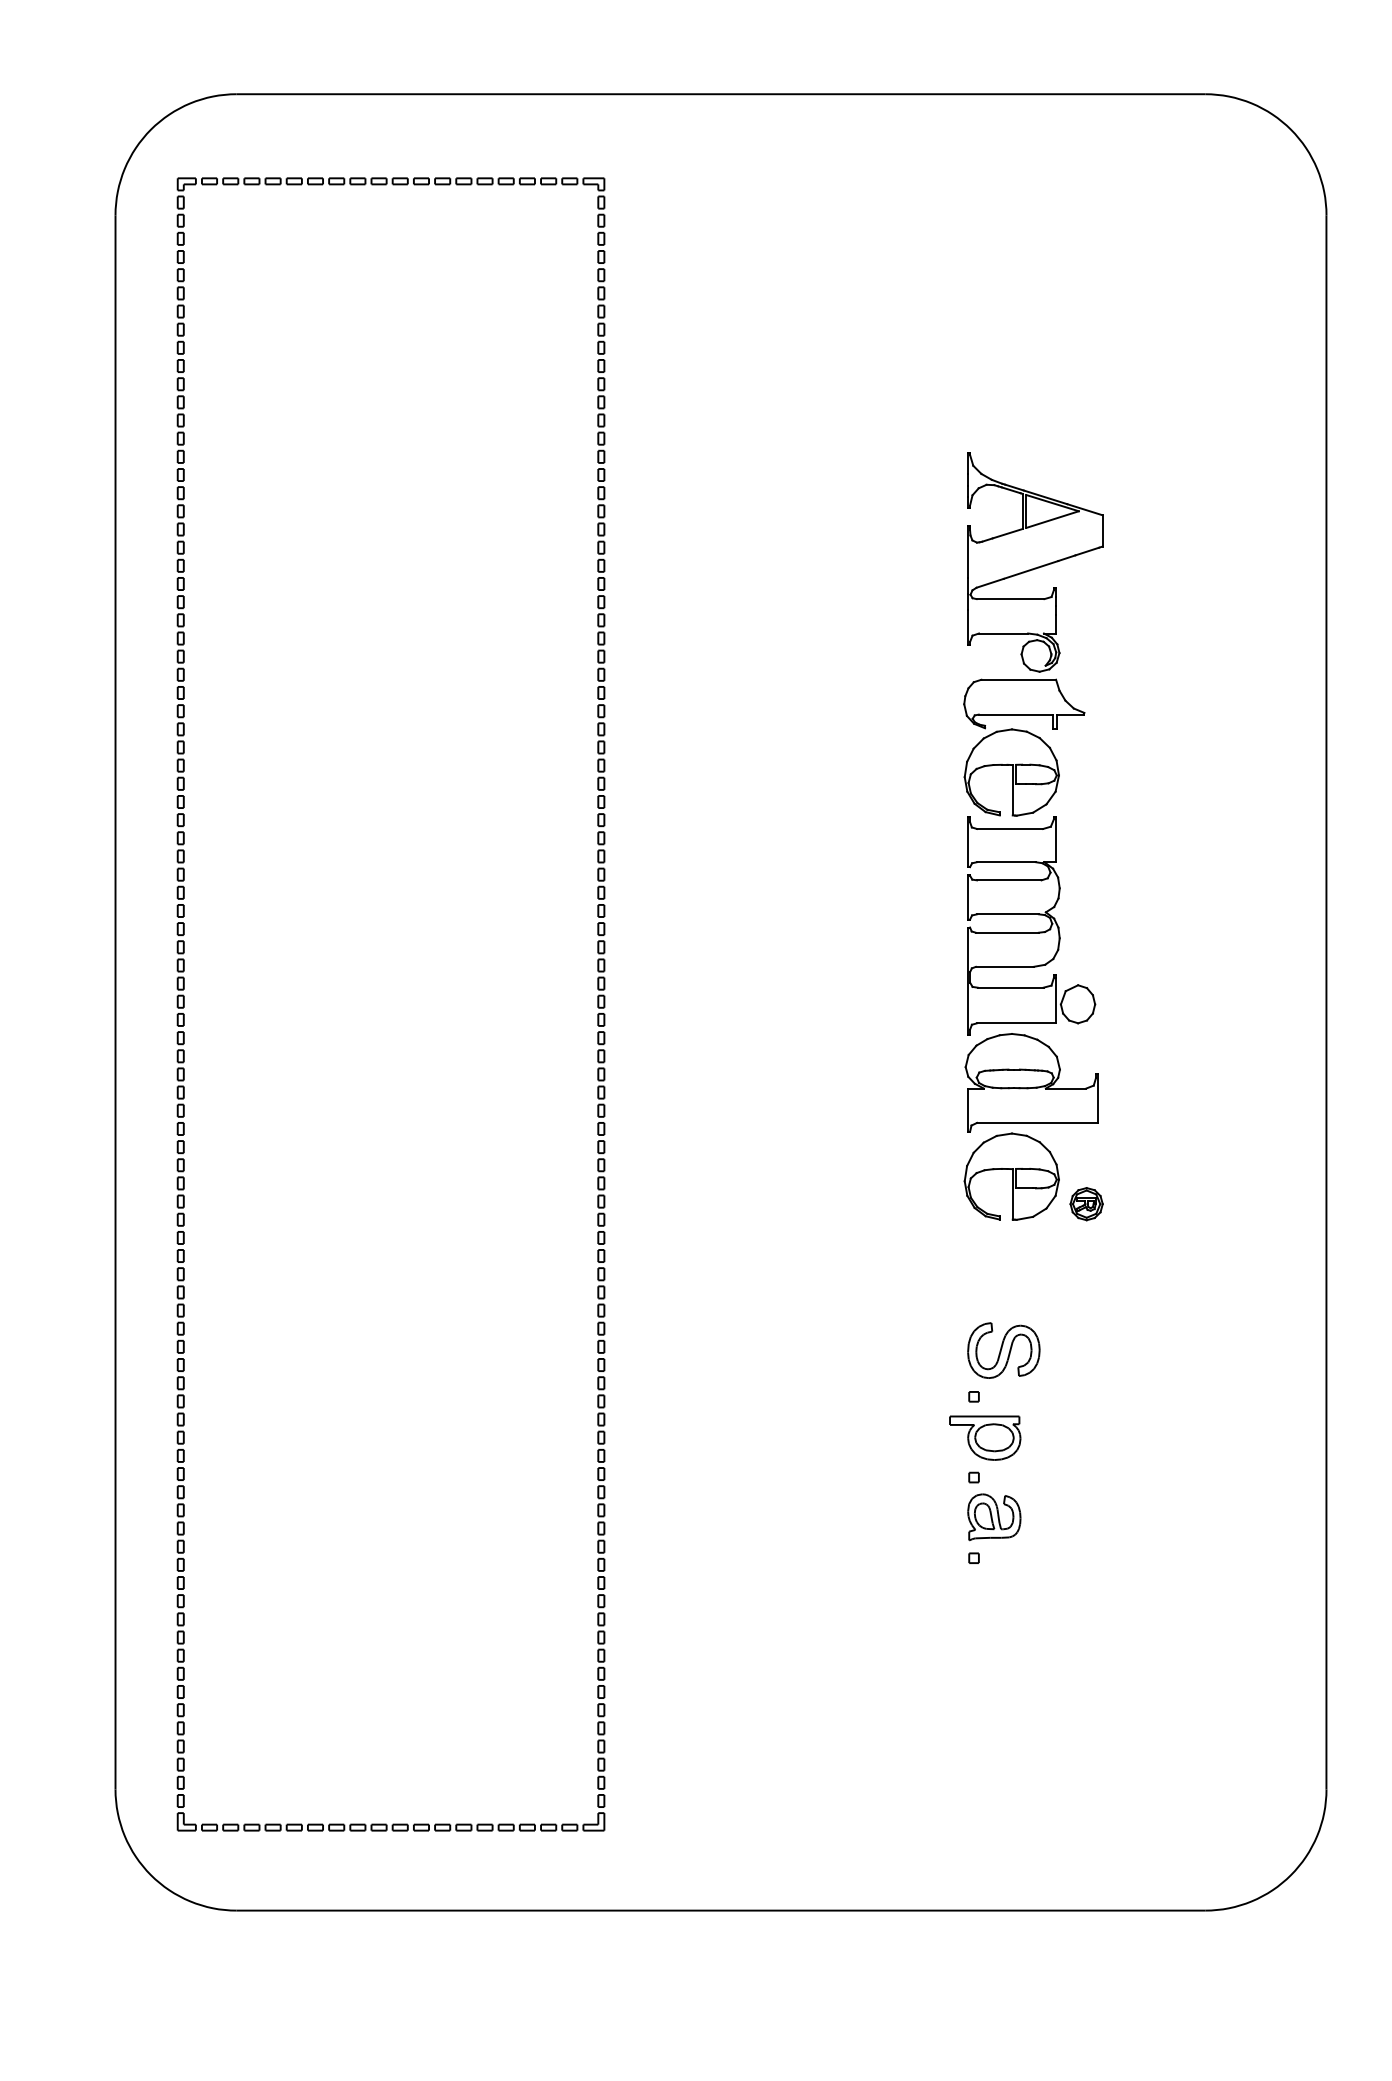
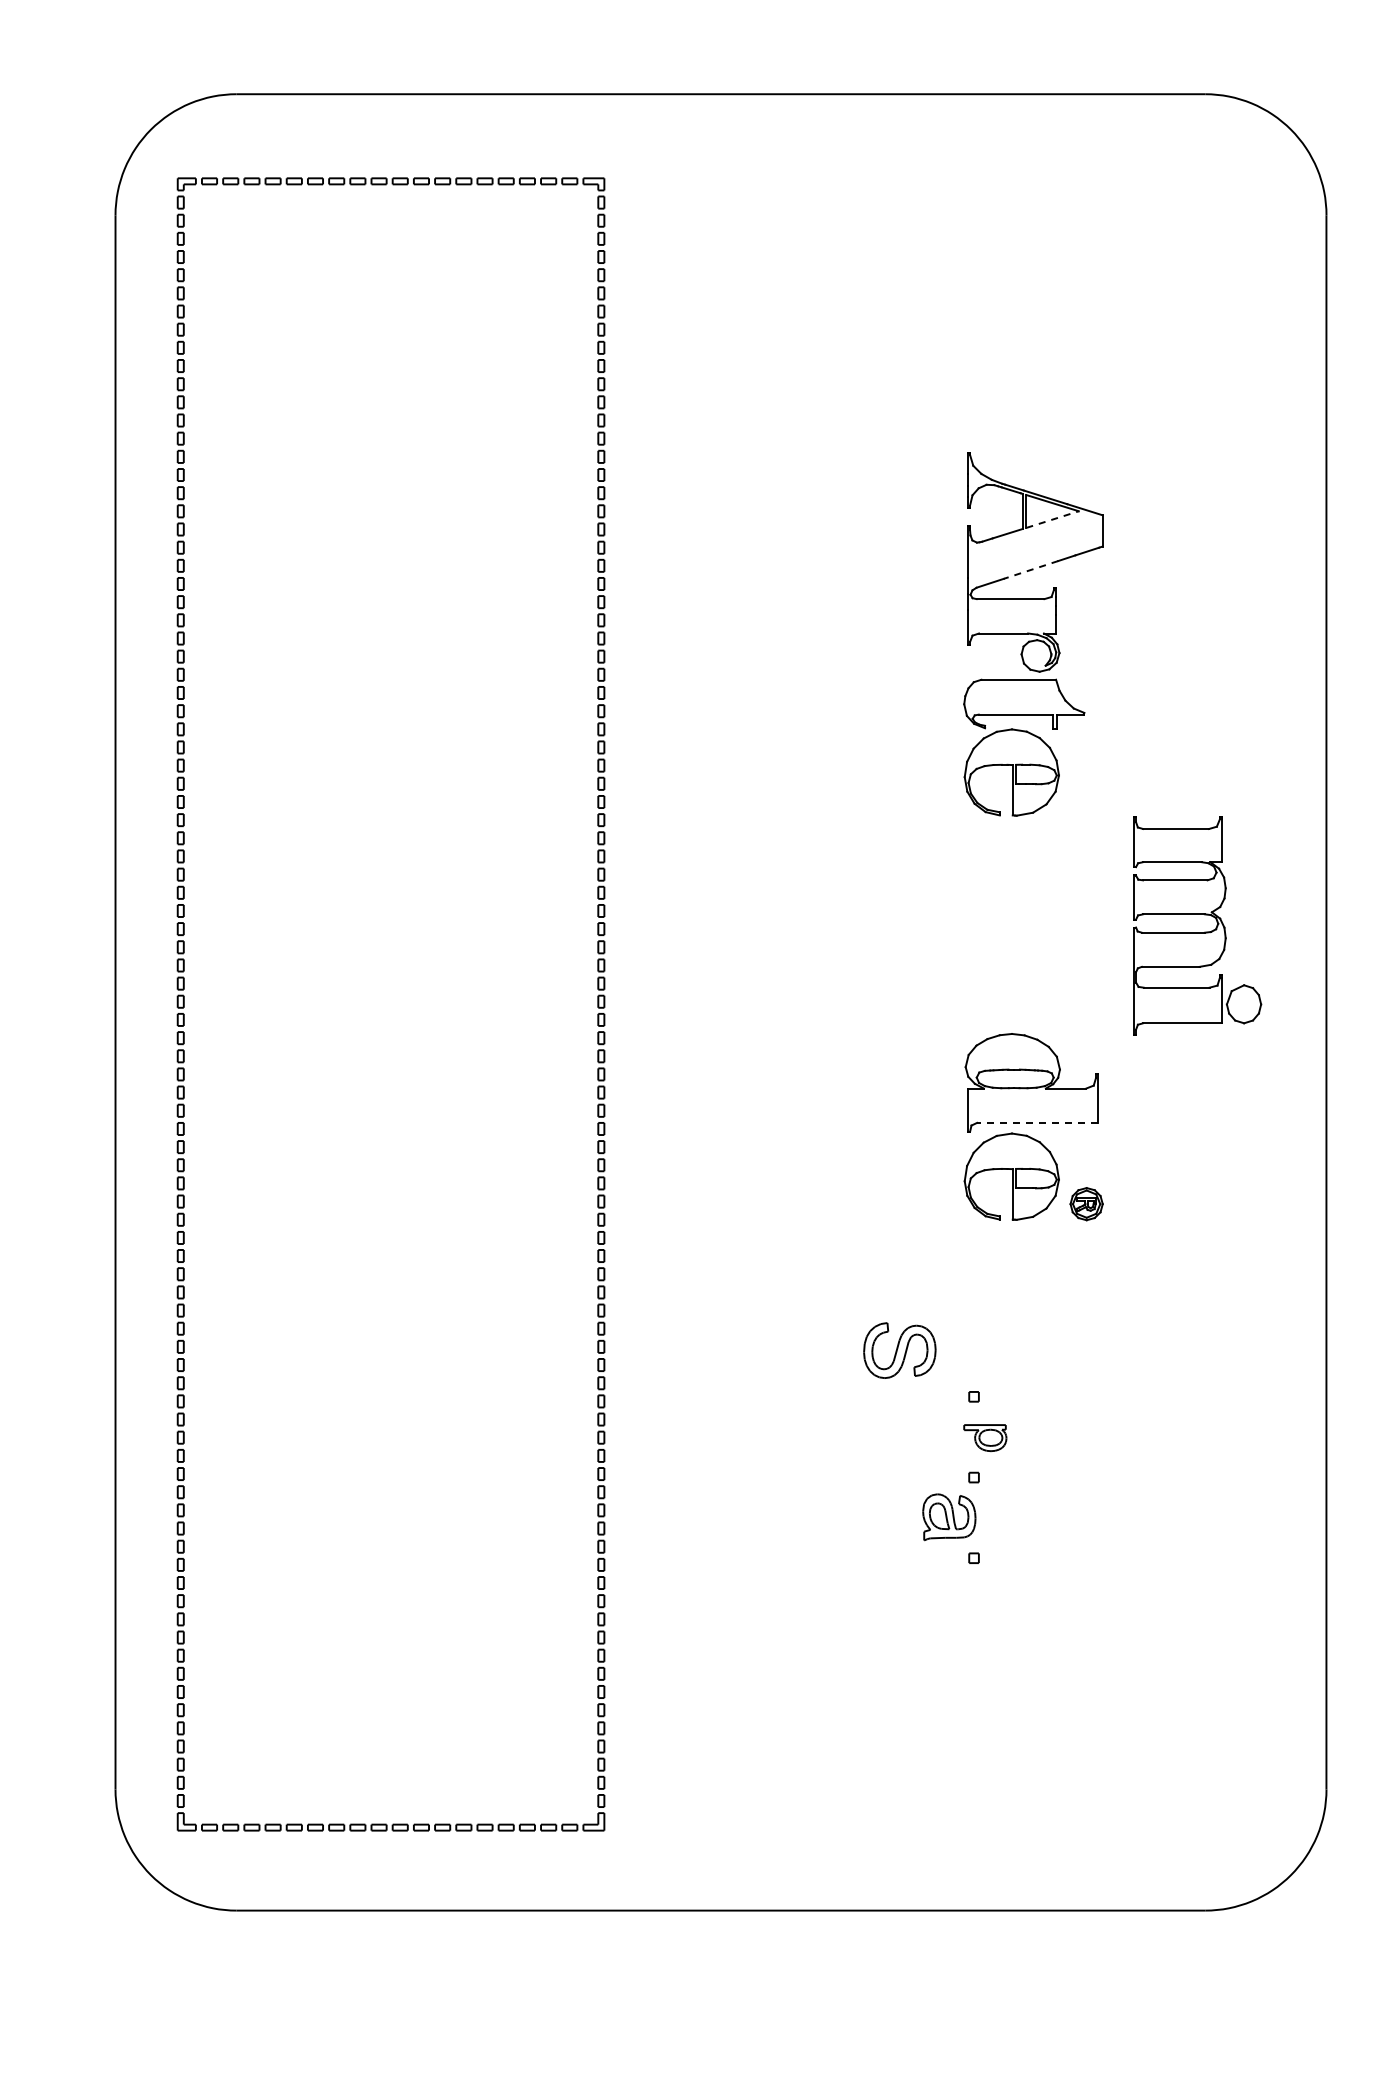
line: solid -> dashed (1052, 519)
line: solid -> dashed (1031, 569)
part position: (1031, 932) -> (1197, 932) (1197, 932)
line: solid -> dashed (1037, 1122)
part position: (1003, 1350) -> (899, 1350) (899, 1350)
part size: 73x46 px -> 45x29 px (985, 1438)
part position: (994, 1517) -> (949, 1517) (949, 1517)
